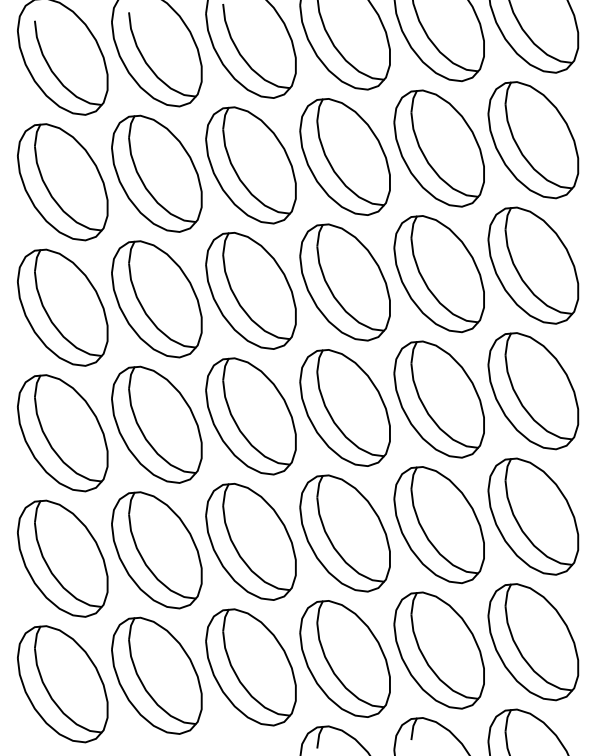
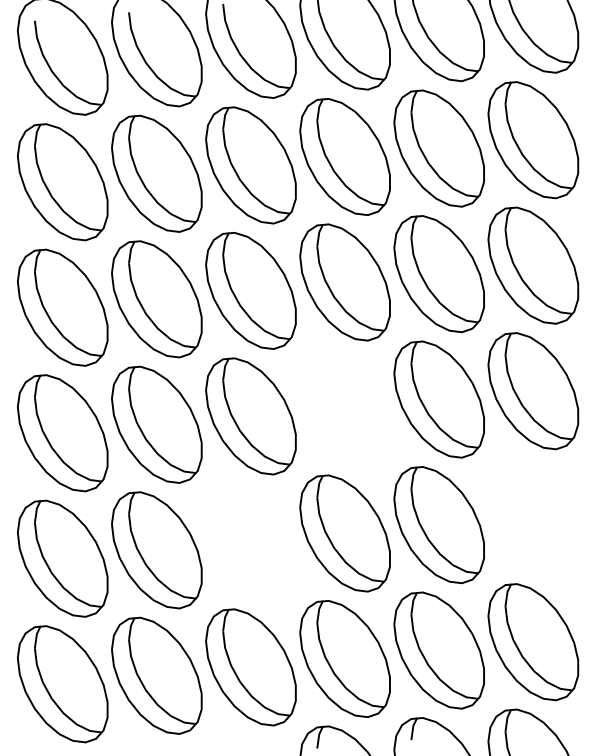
part: present -> none (344, 407)
part: present -> none (533, 516)
part: present -> none (250, 541)
